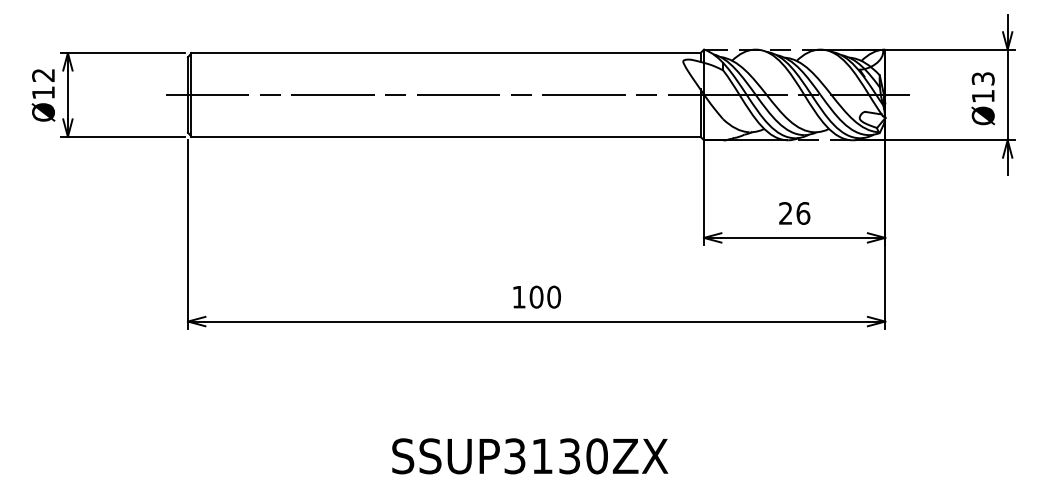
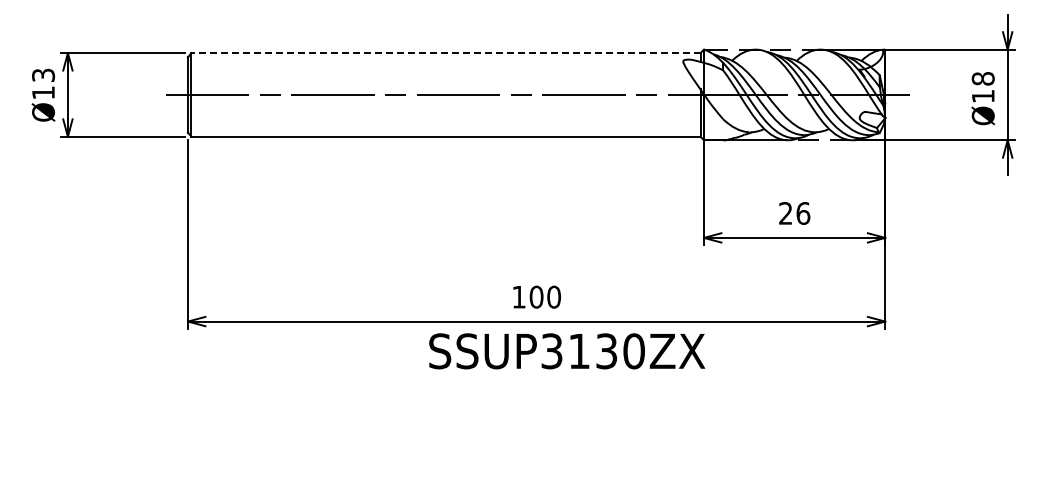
line: solid -> dashed (446, 53)
text: Ø12 -> Ø13 (43, 74)
text: Ø13 -> Ø18 (982, 78)
text position: (530, 456) -> (567, 351) (567, 351)
